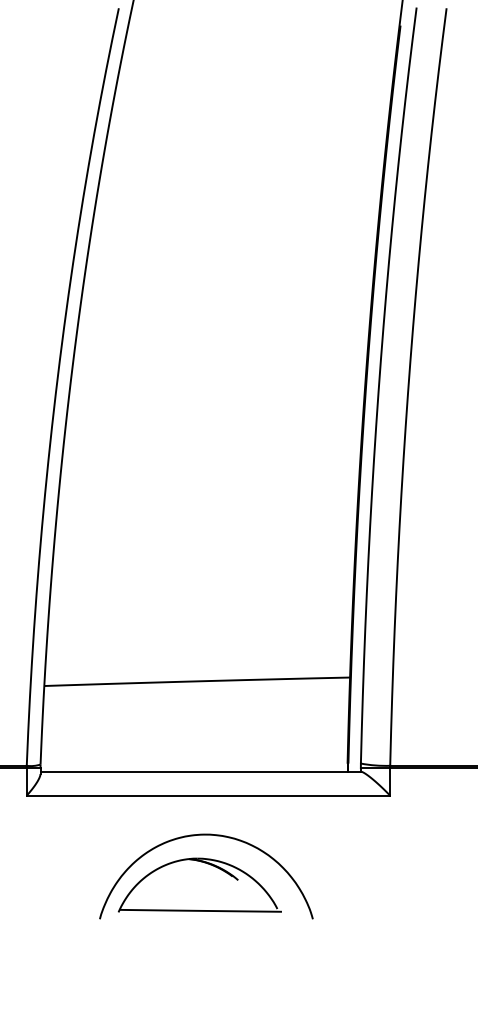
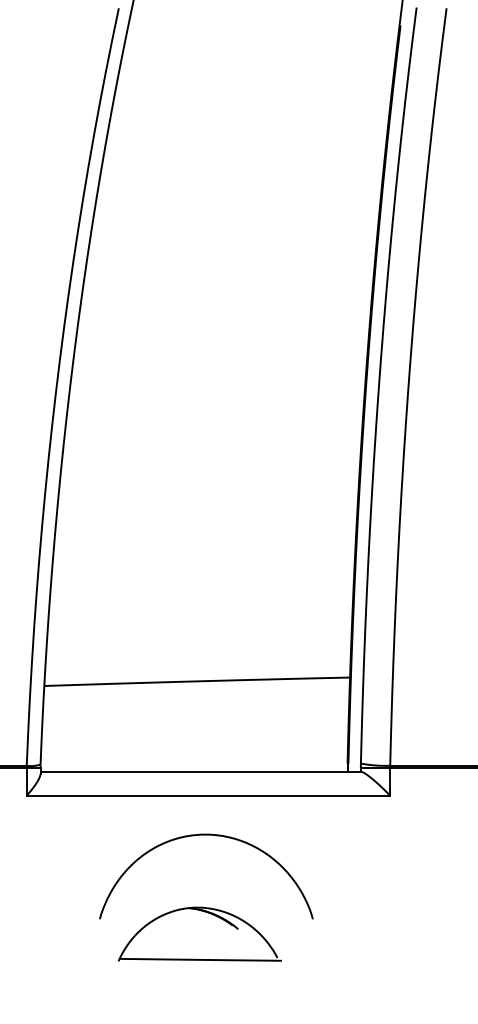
part position: (199, 884) -> (199, 933) (199, 933)
